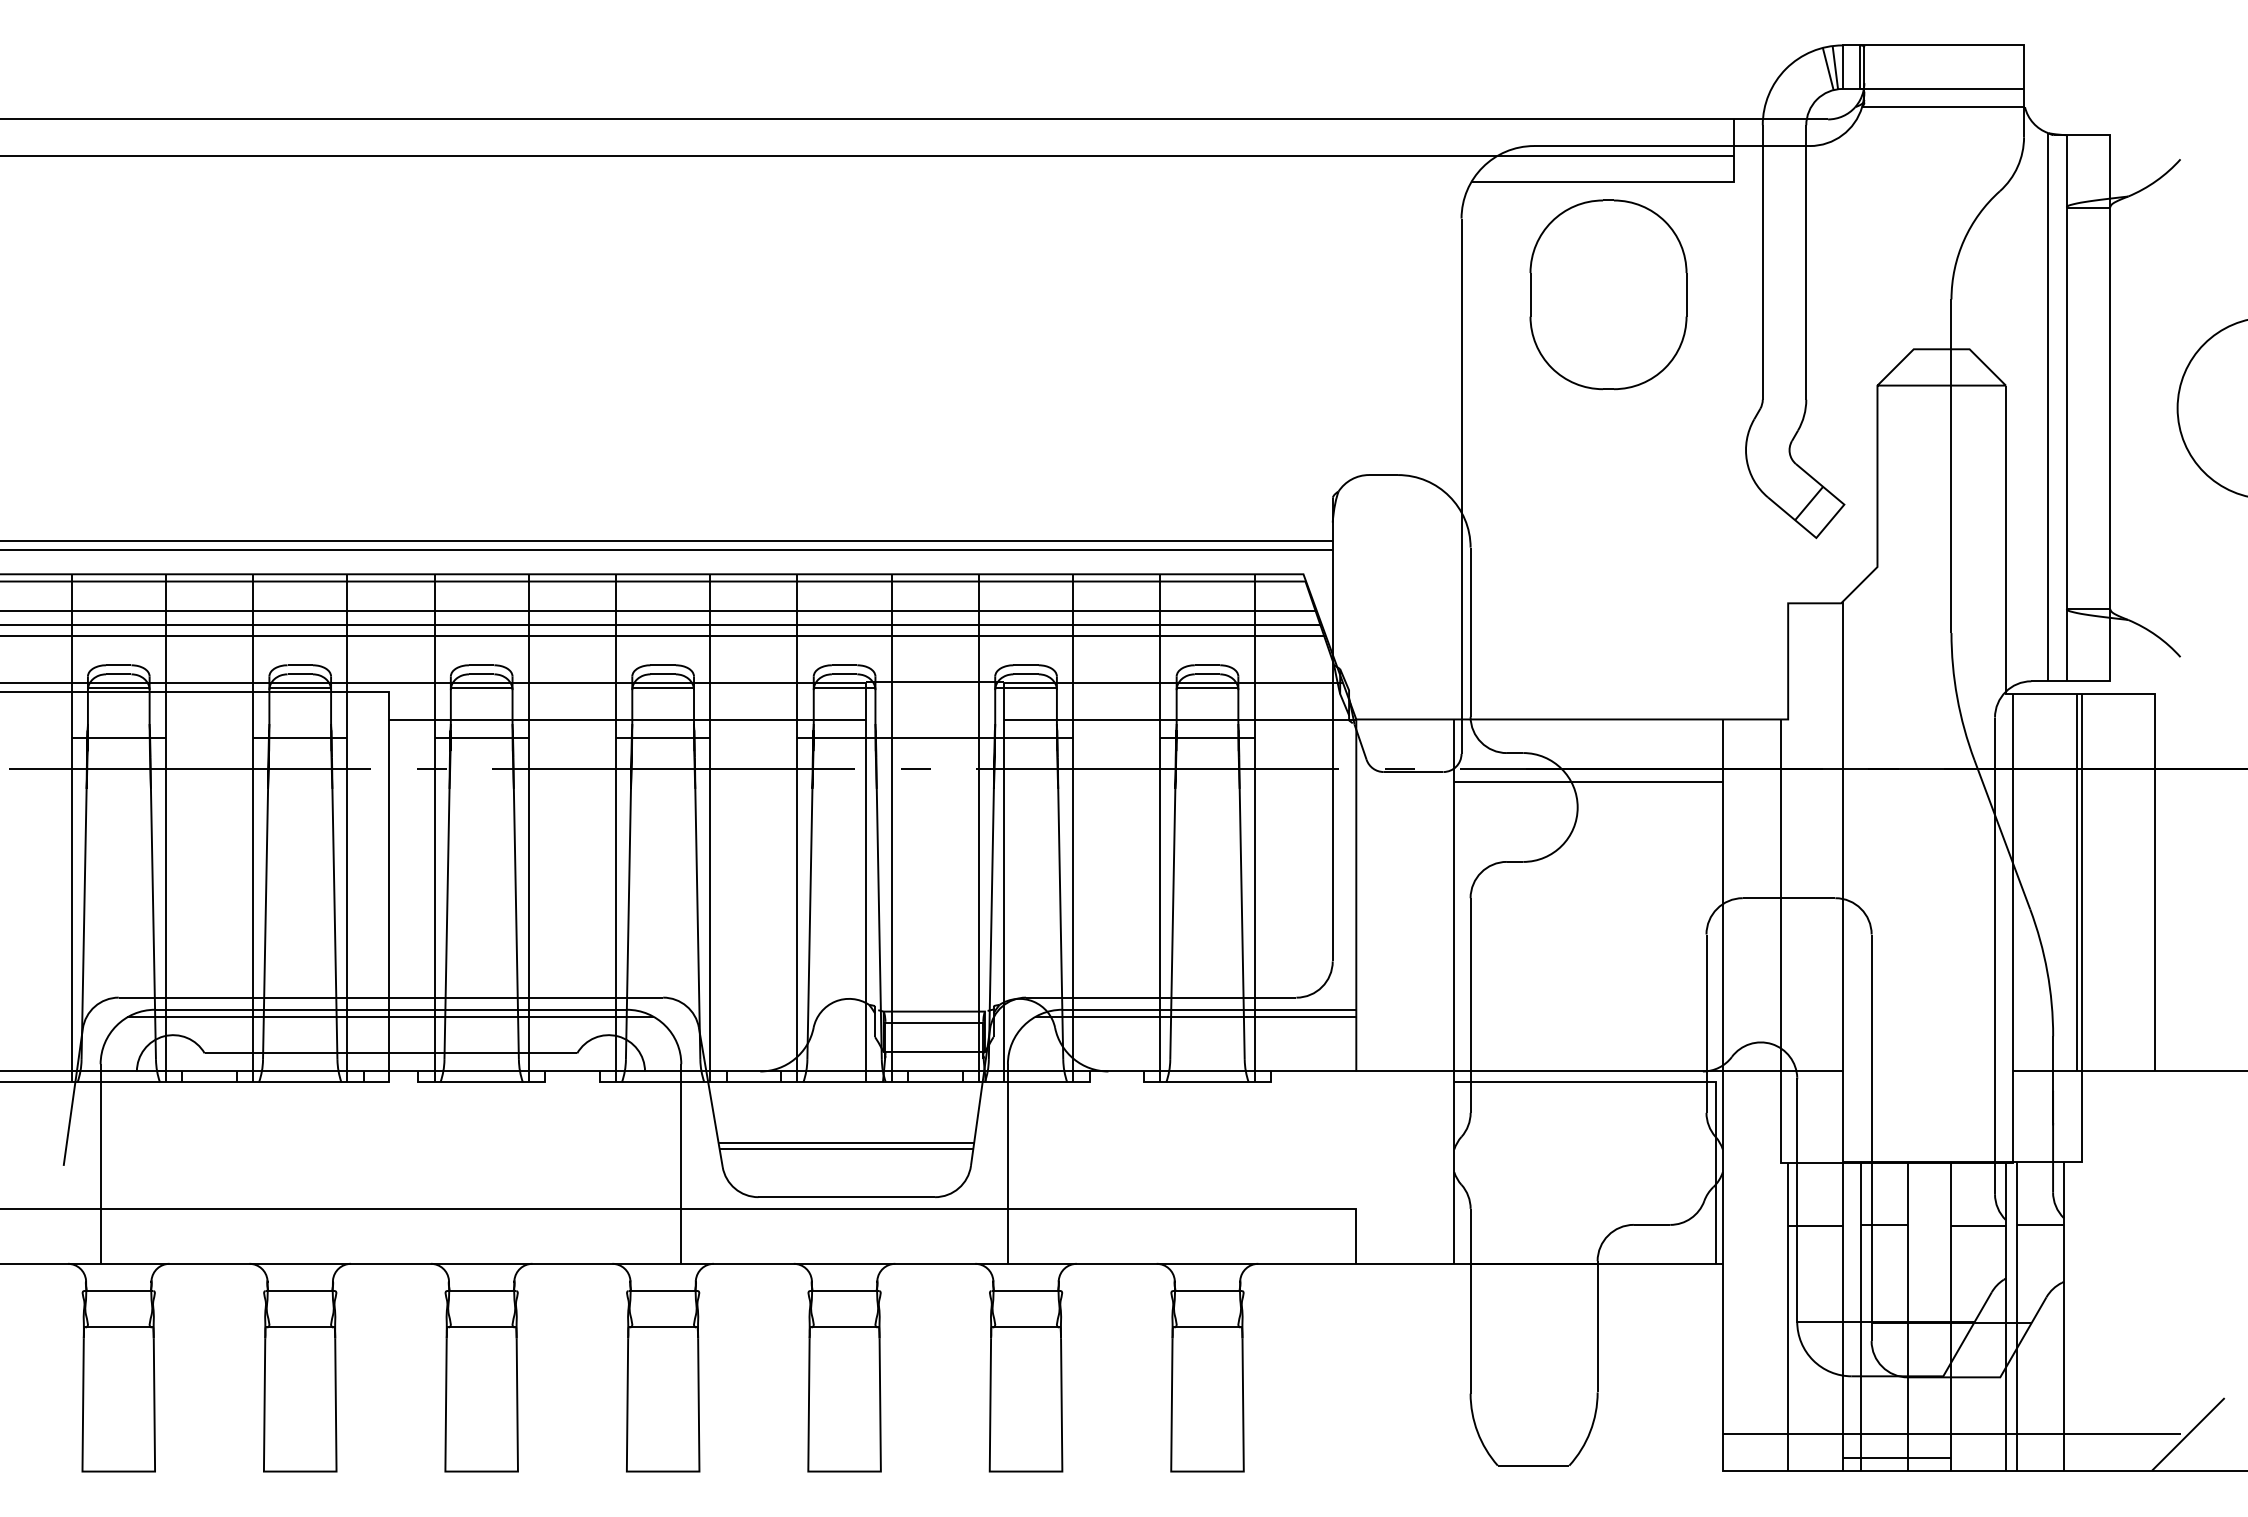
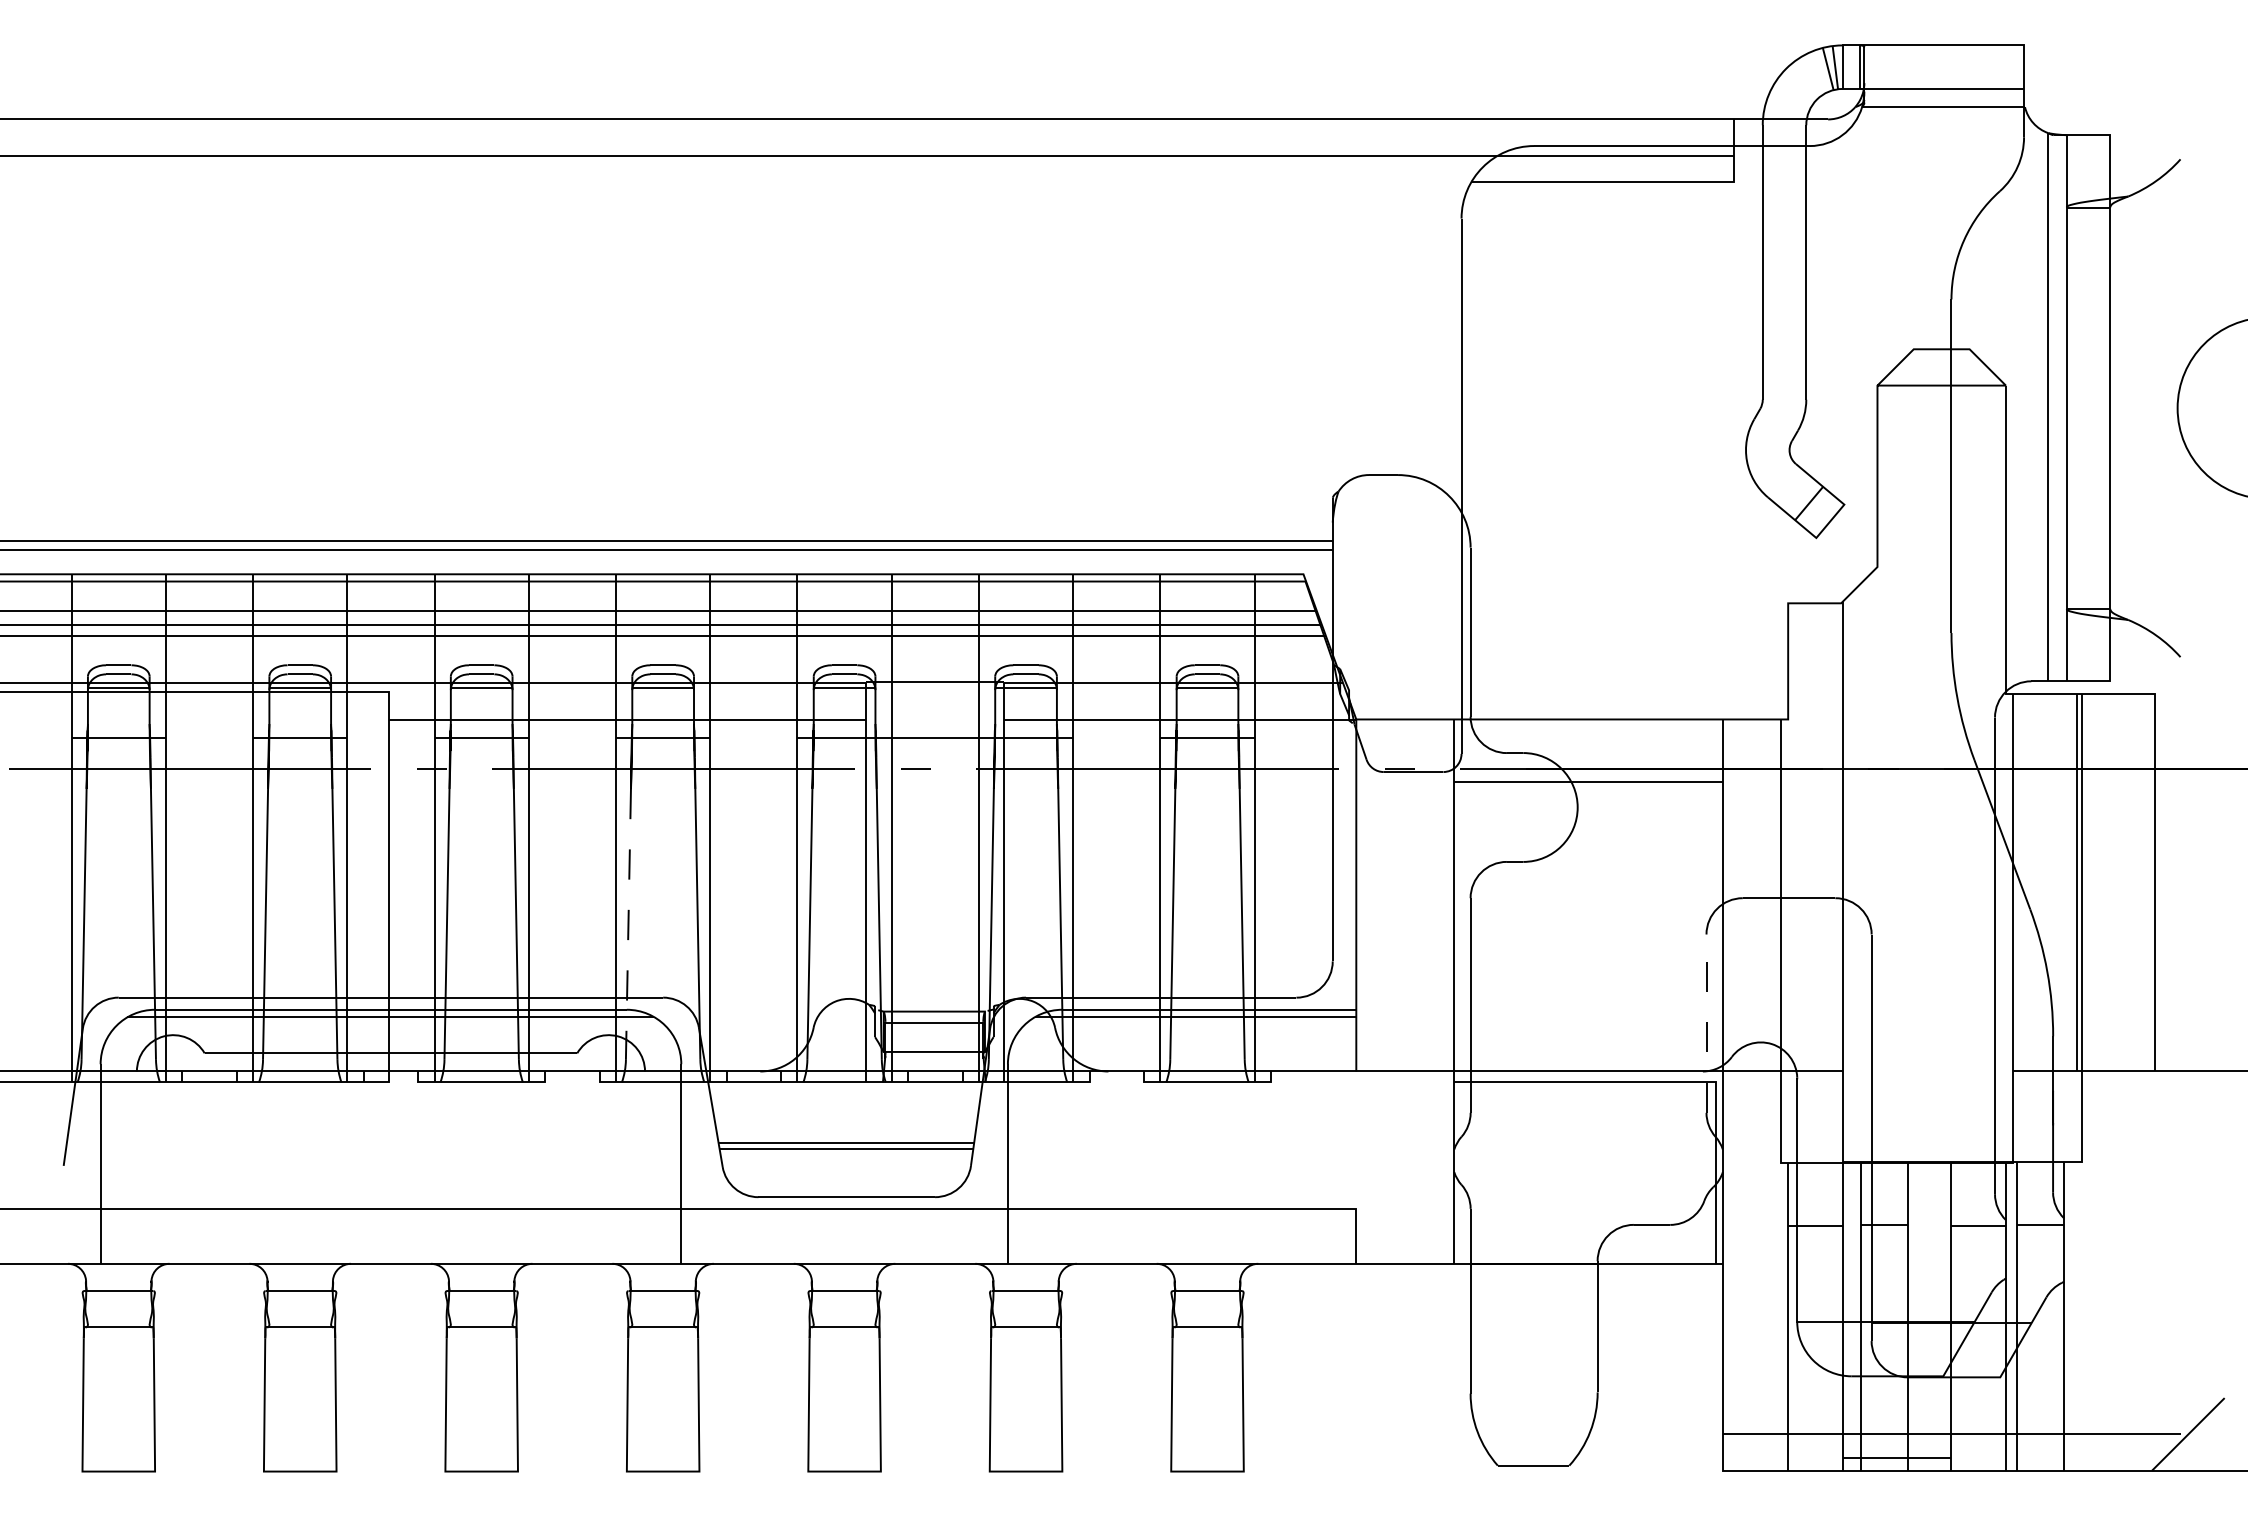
part: present -> none (1608, 294)
line: solid -> dashed (628, 924)
line: solid -> dashed (1706, 1023)
